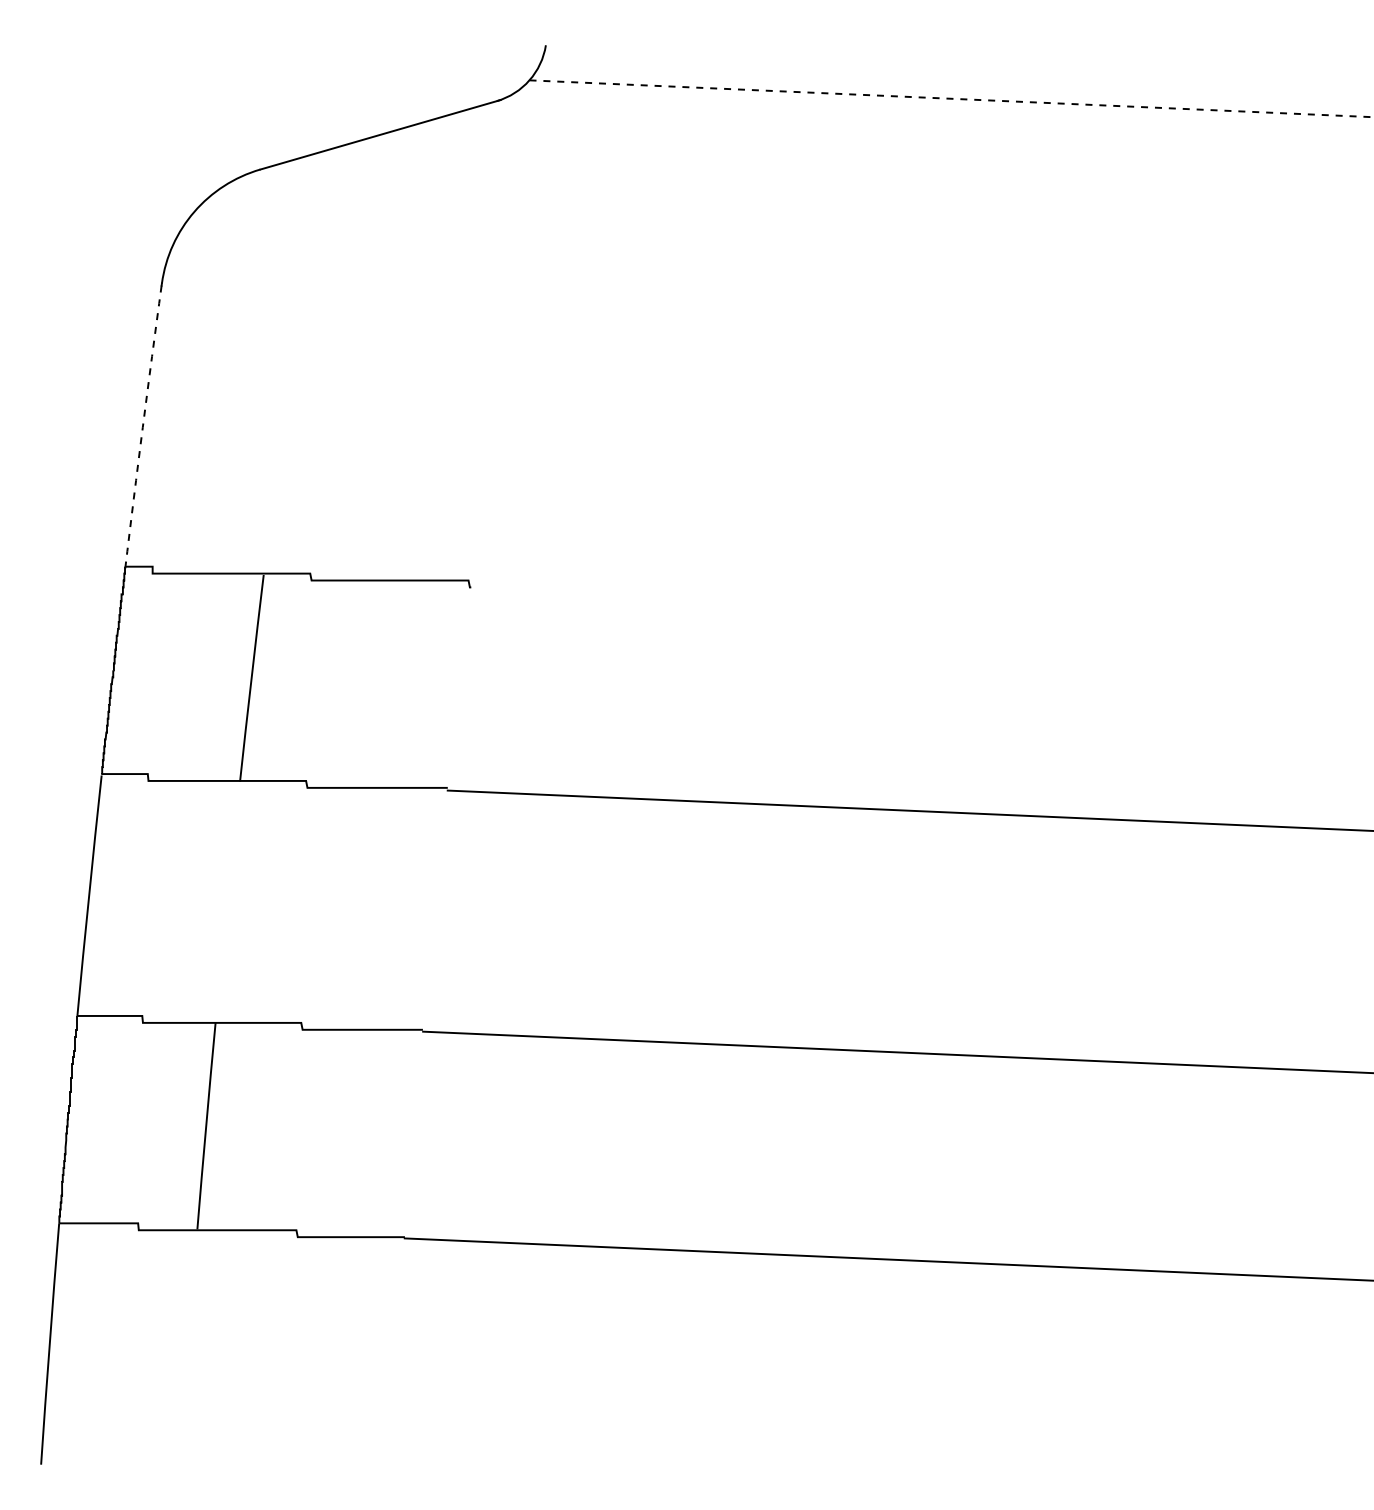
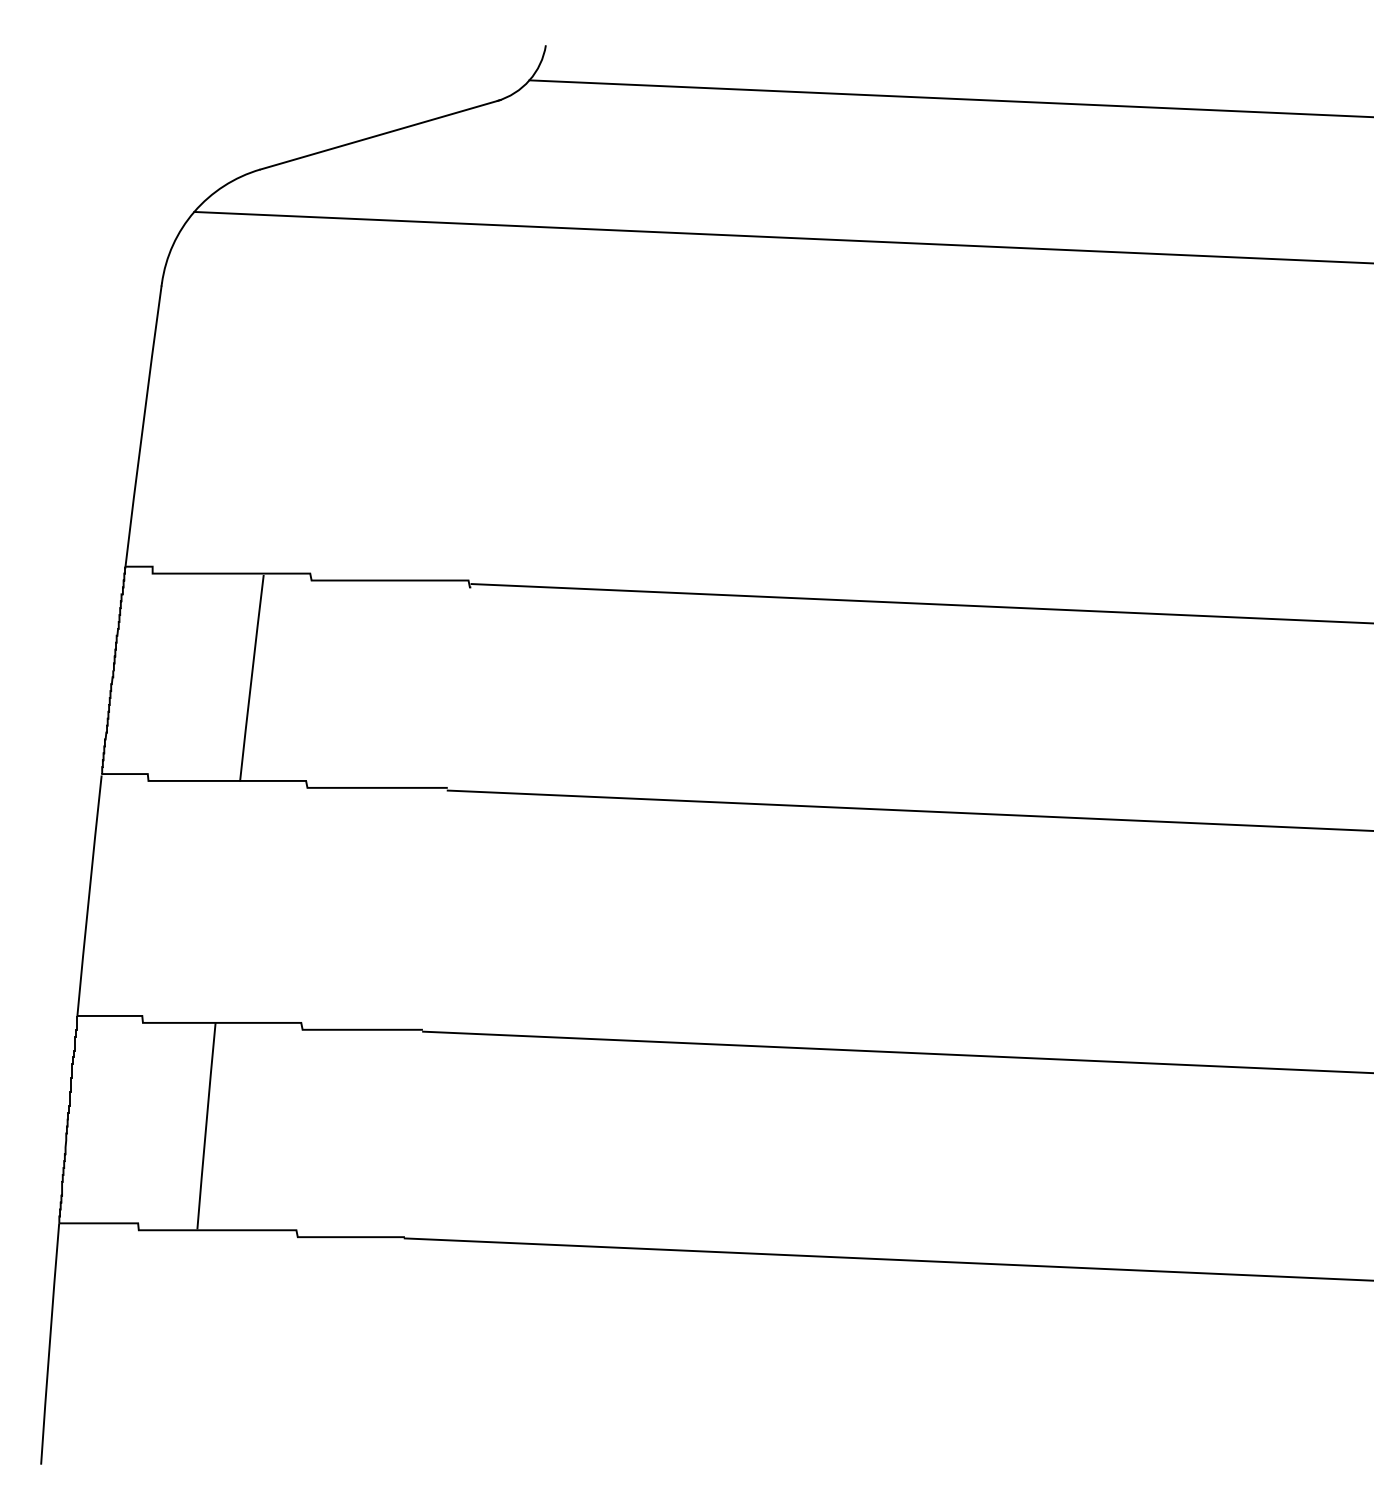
line: dashed -> solid (951, 98)
line: none -> present (782, 237)
arc: dashed -> solid (142, 427)
line: none -> present (920, 603)
